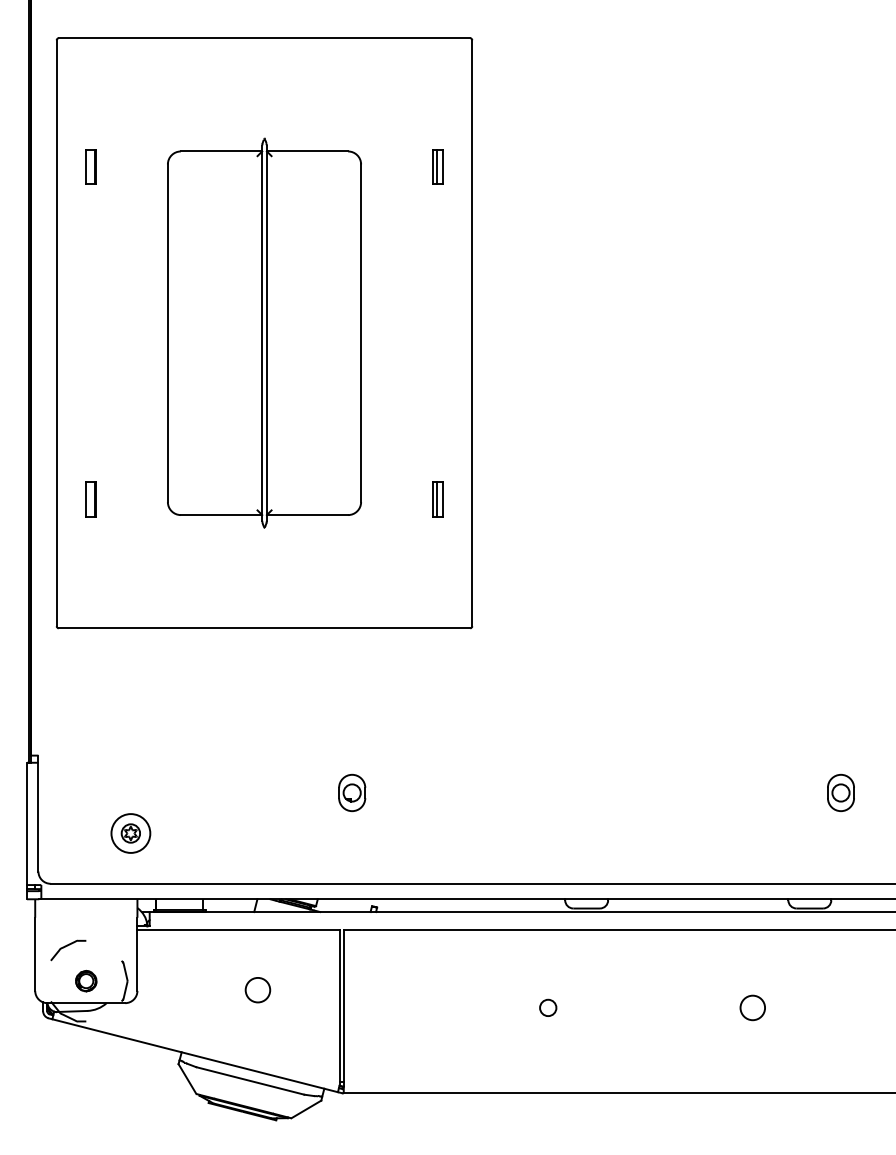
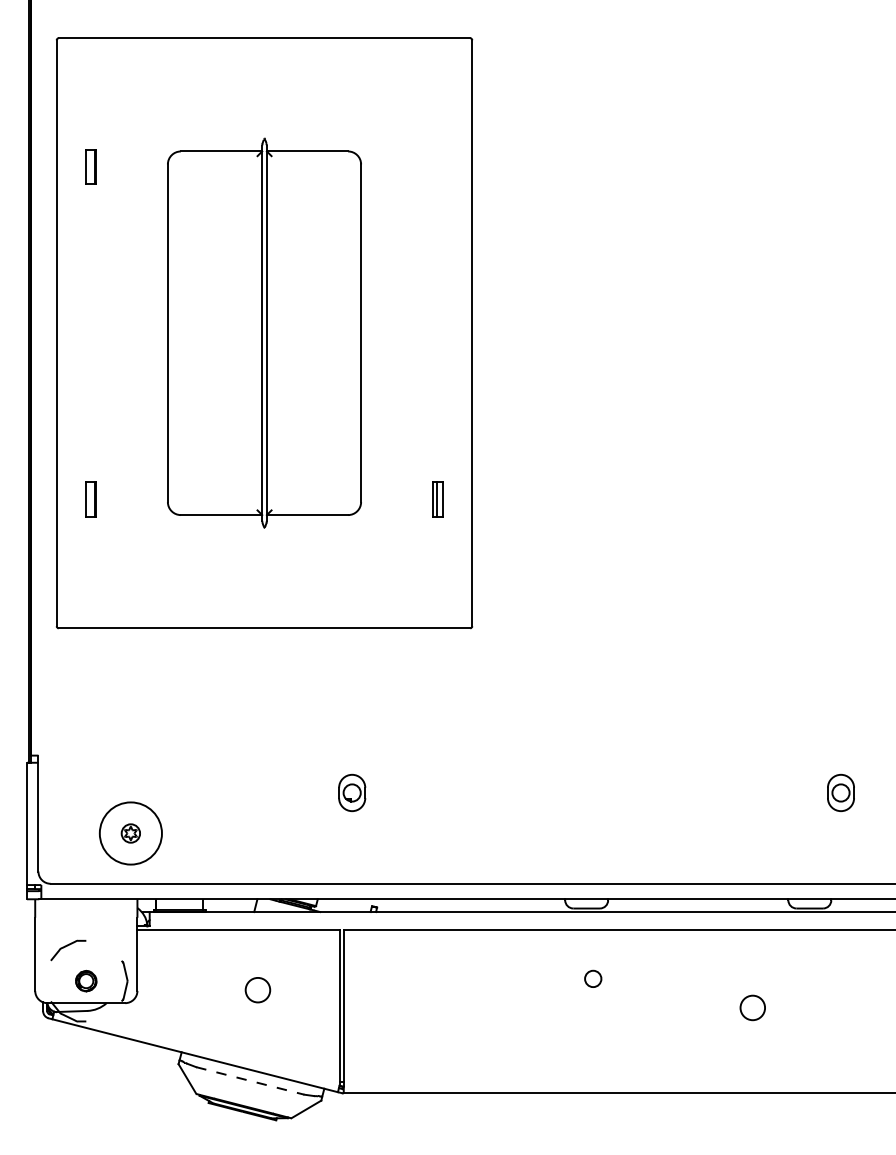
part: present -> none (437, 166)
circle diameter: 39 px -> 62 px (130, 833)
circle position: (548, 1007) -> (593, 978) (593, 978)
line: solid -> dashed (250, 1080)
